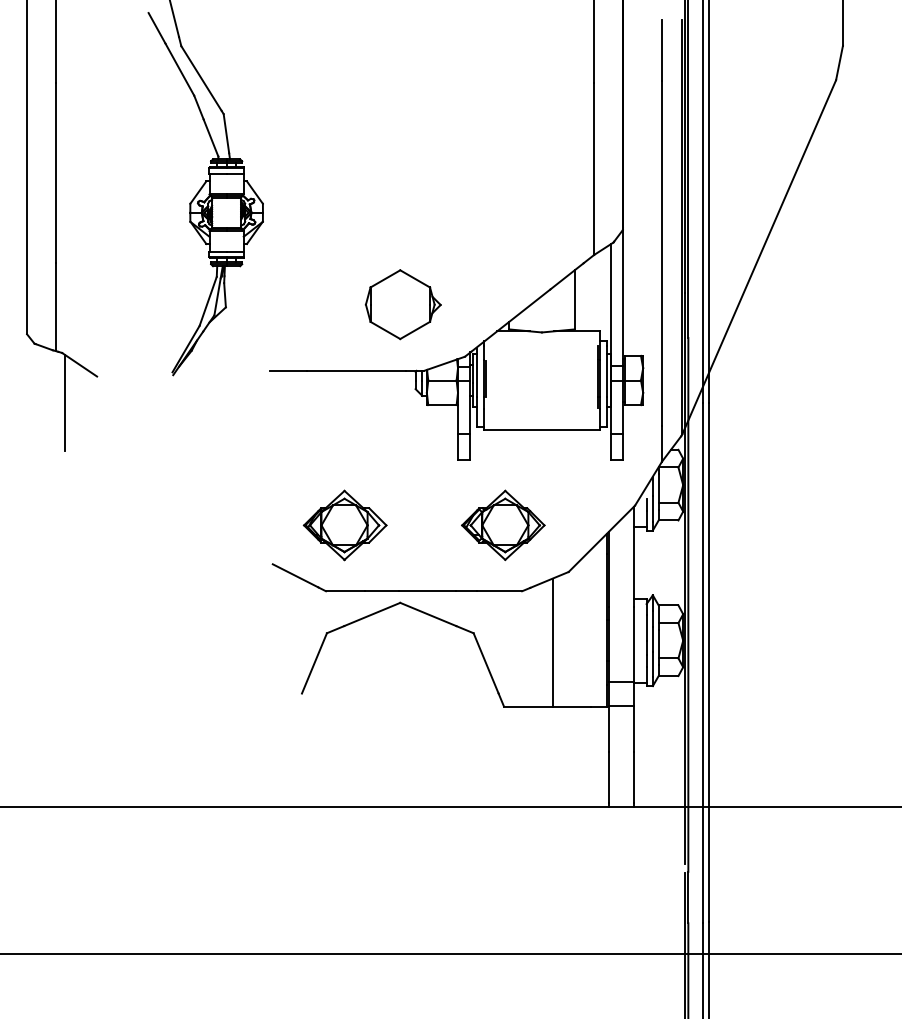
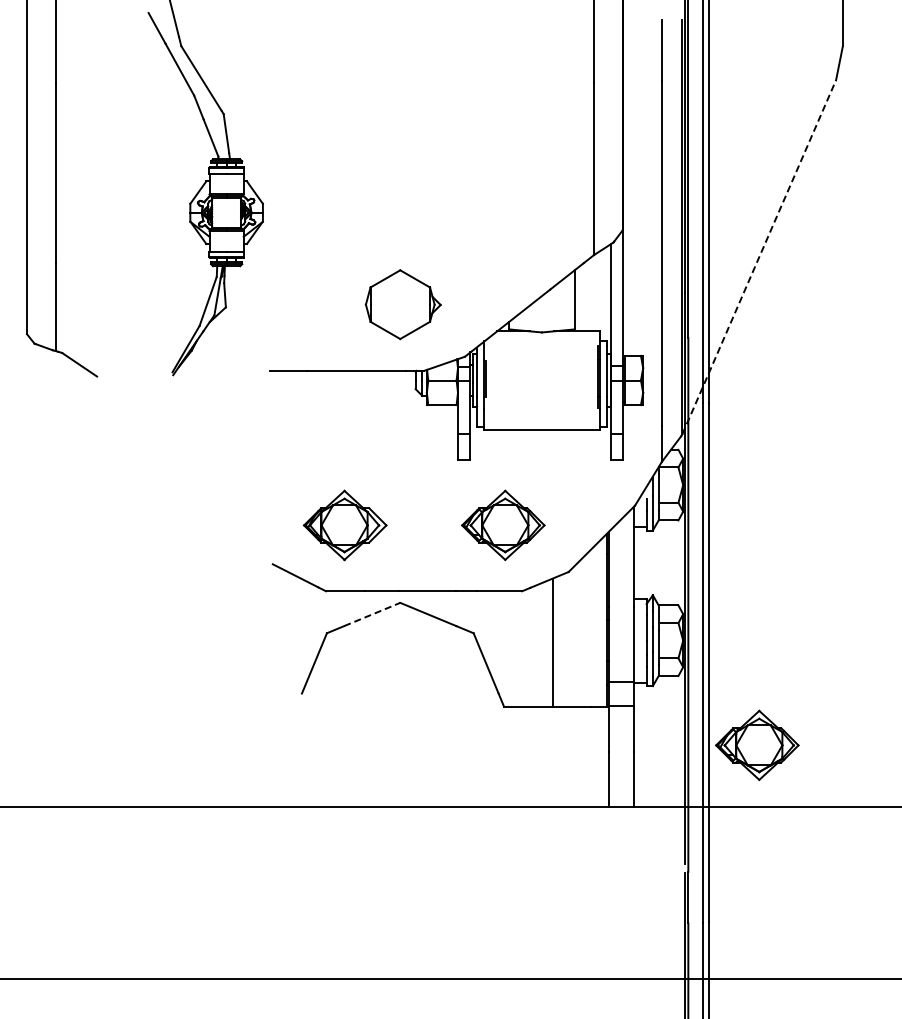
line: solid -> dashed (759, 256)
line: present -> none (65, 403)
line: solid -> dashed (372, 614)
part: none -> present (757, 745)
line position: (450, 953) -> (450, 978) (450, 978)
